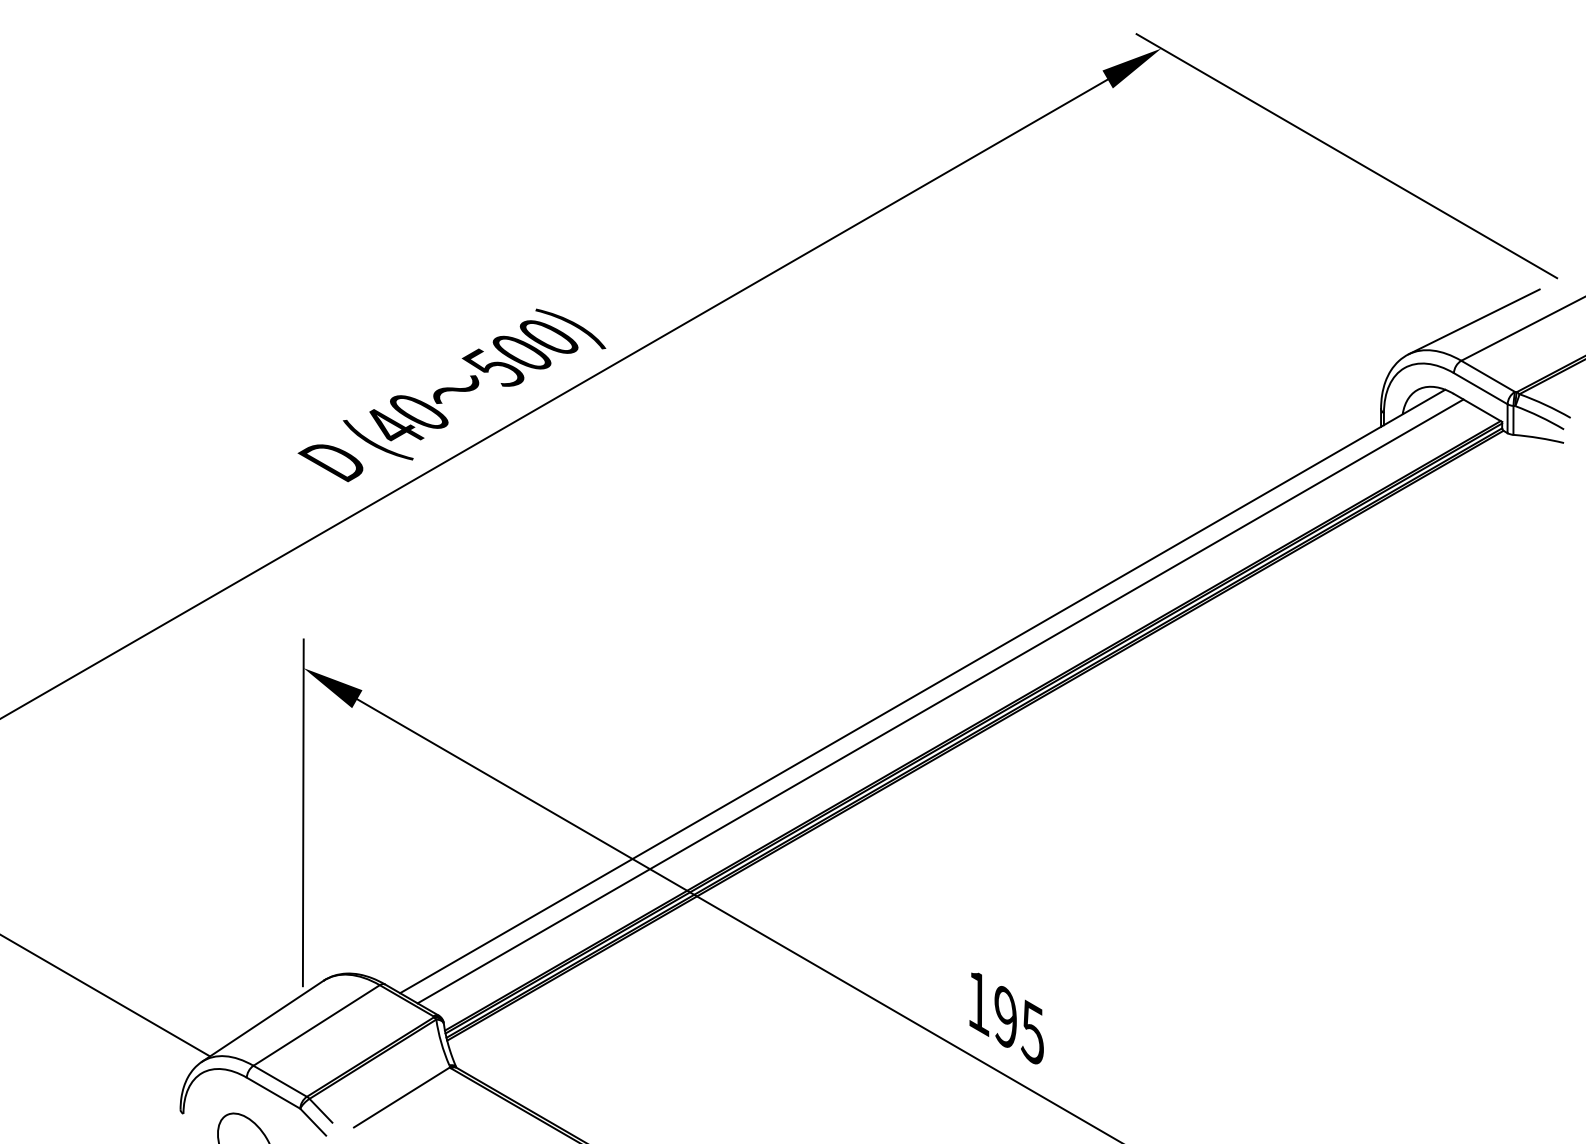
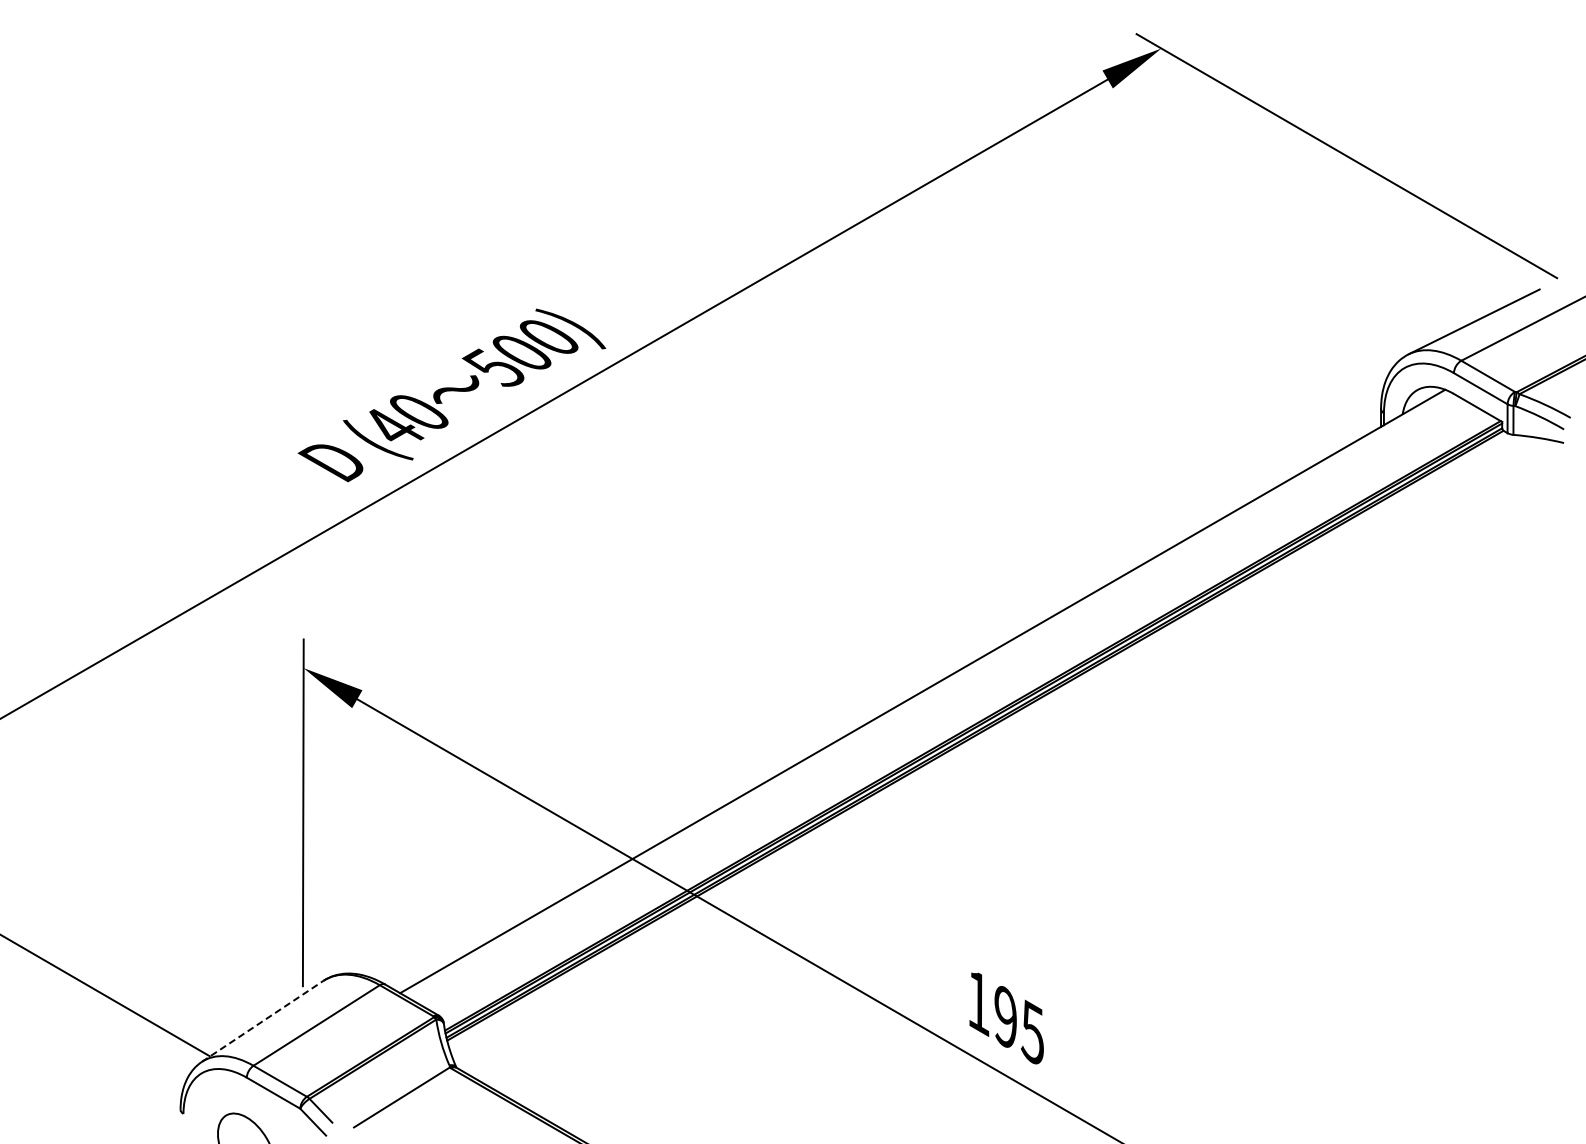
line: present -> none (940, 701)
line: solid -> dashed (262, 1021)
